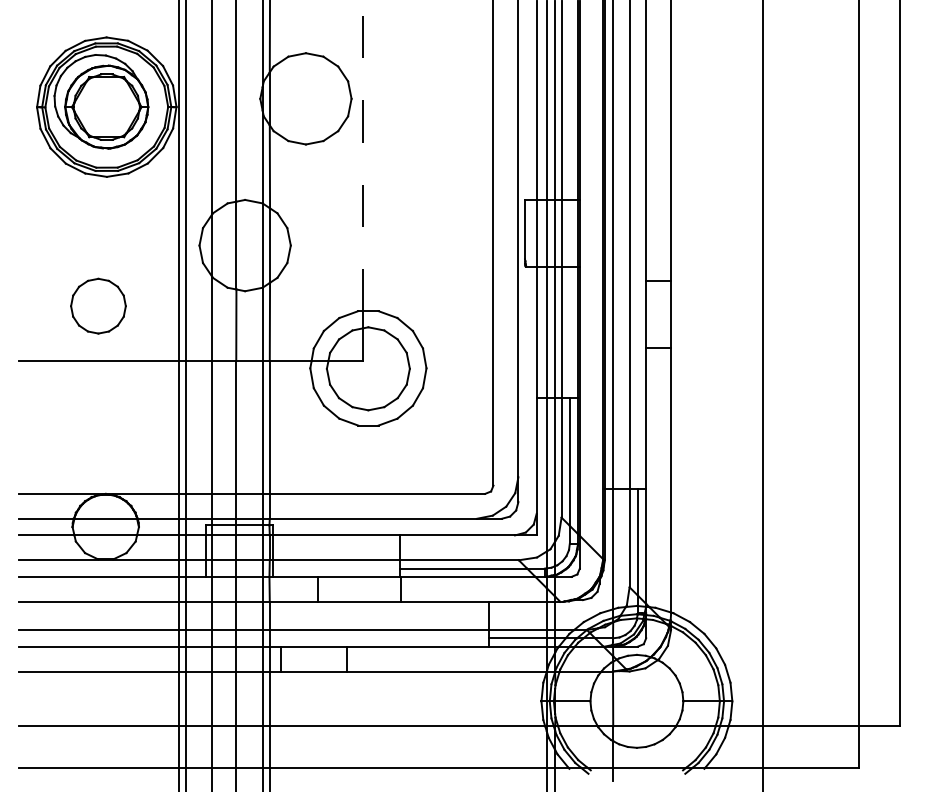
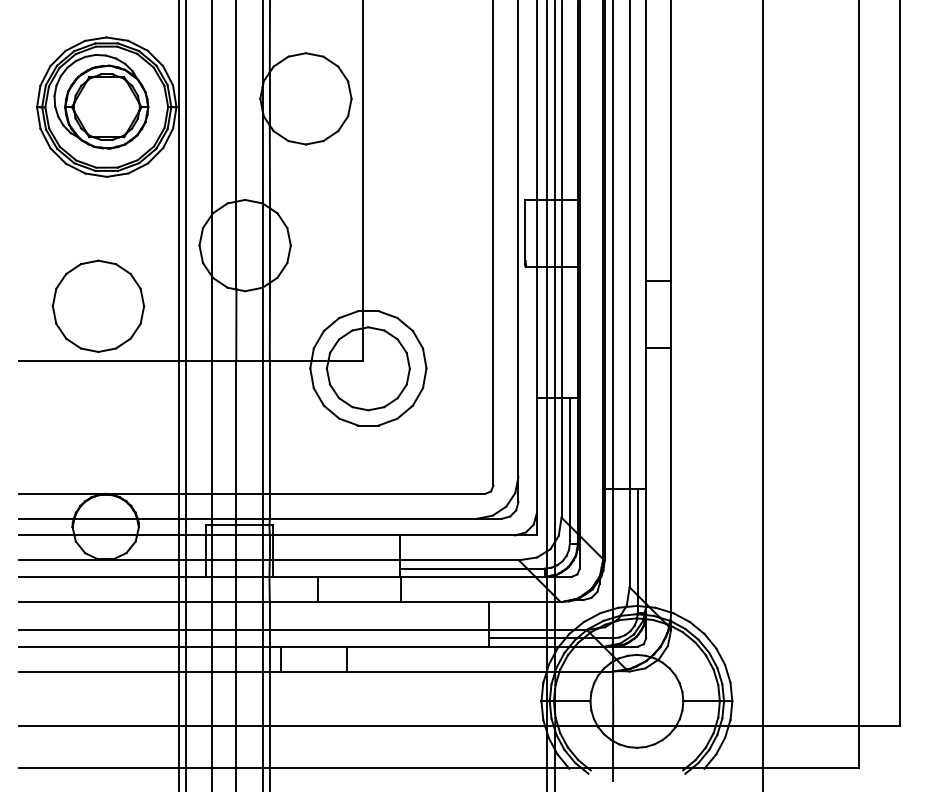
line: dashed -> solid (363, 155)
part size: 57x58 px -> 95x94 px (98, 305)
